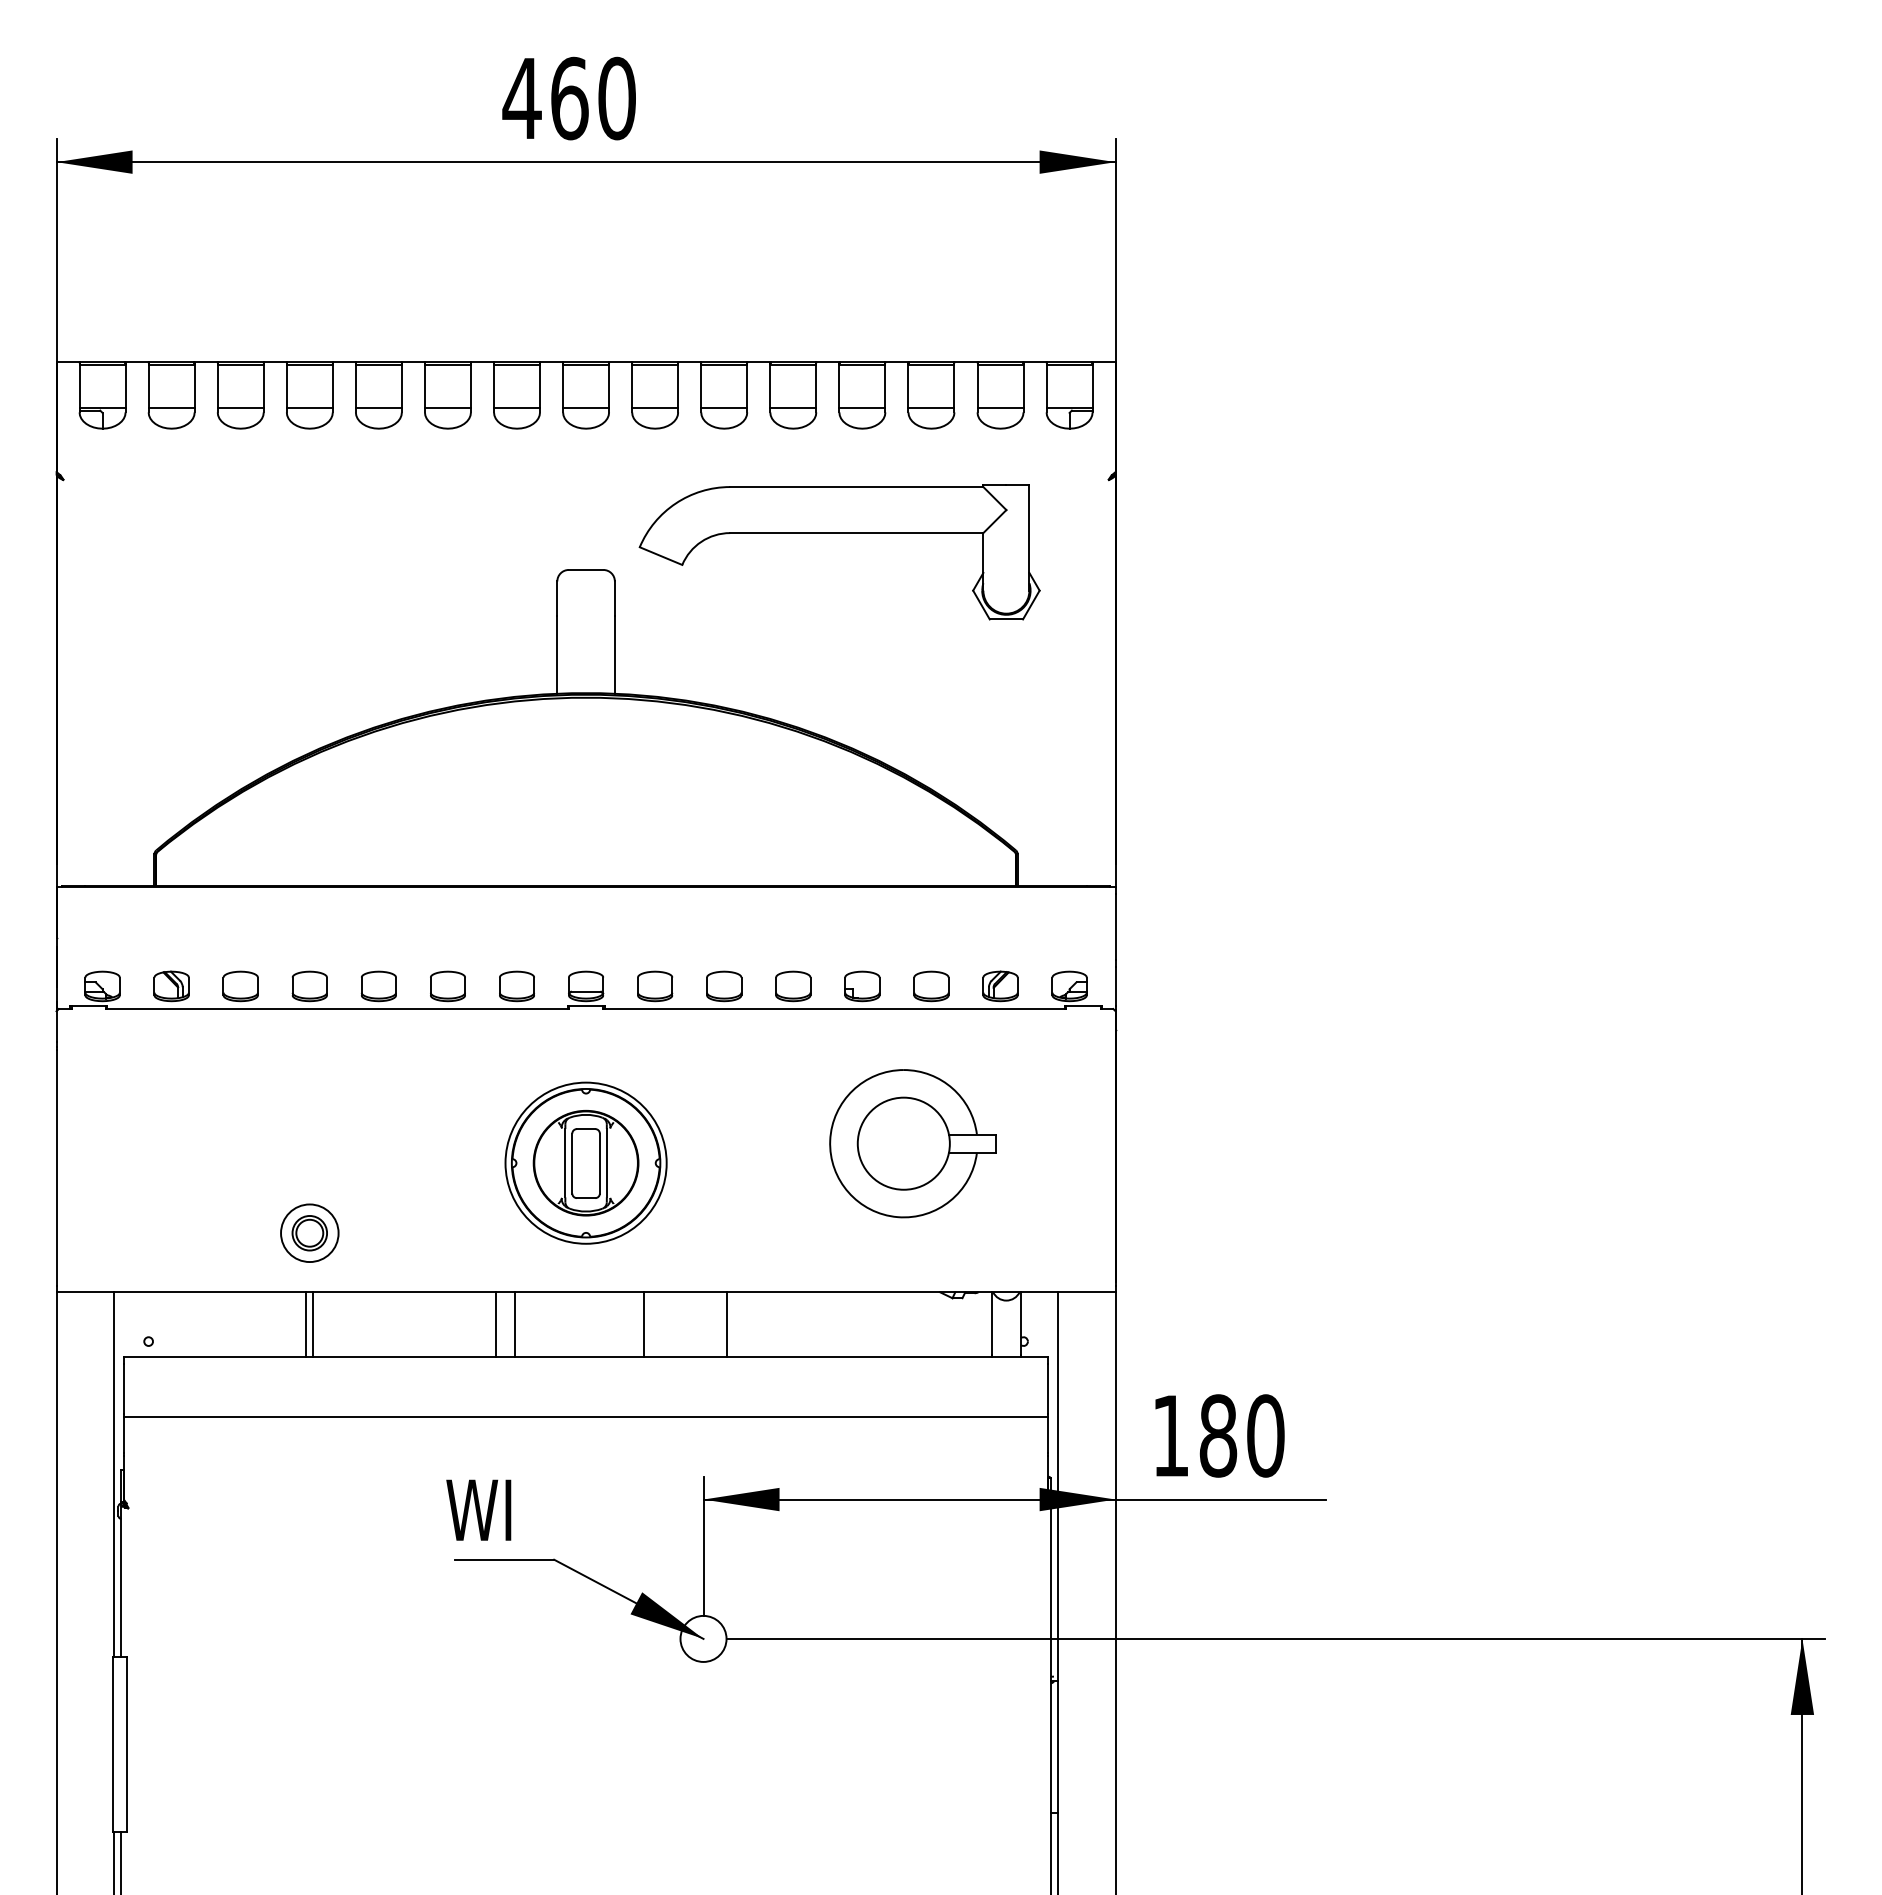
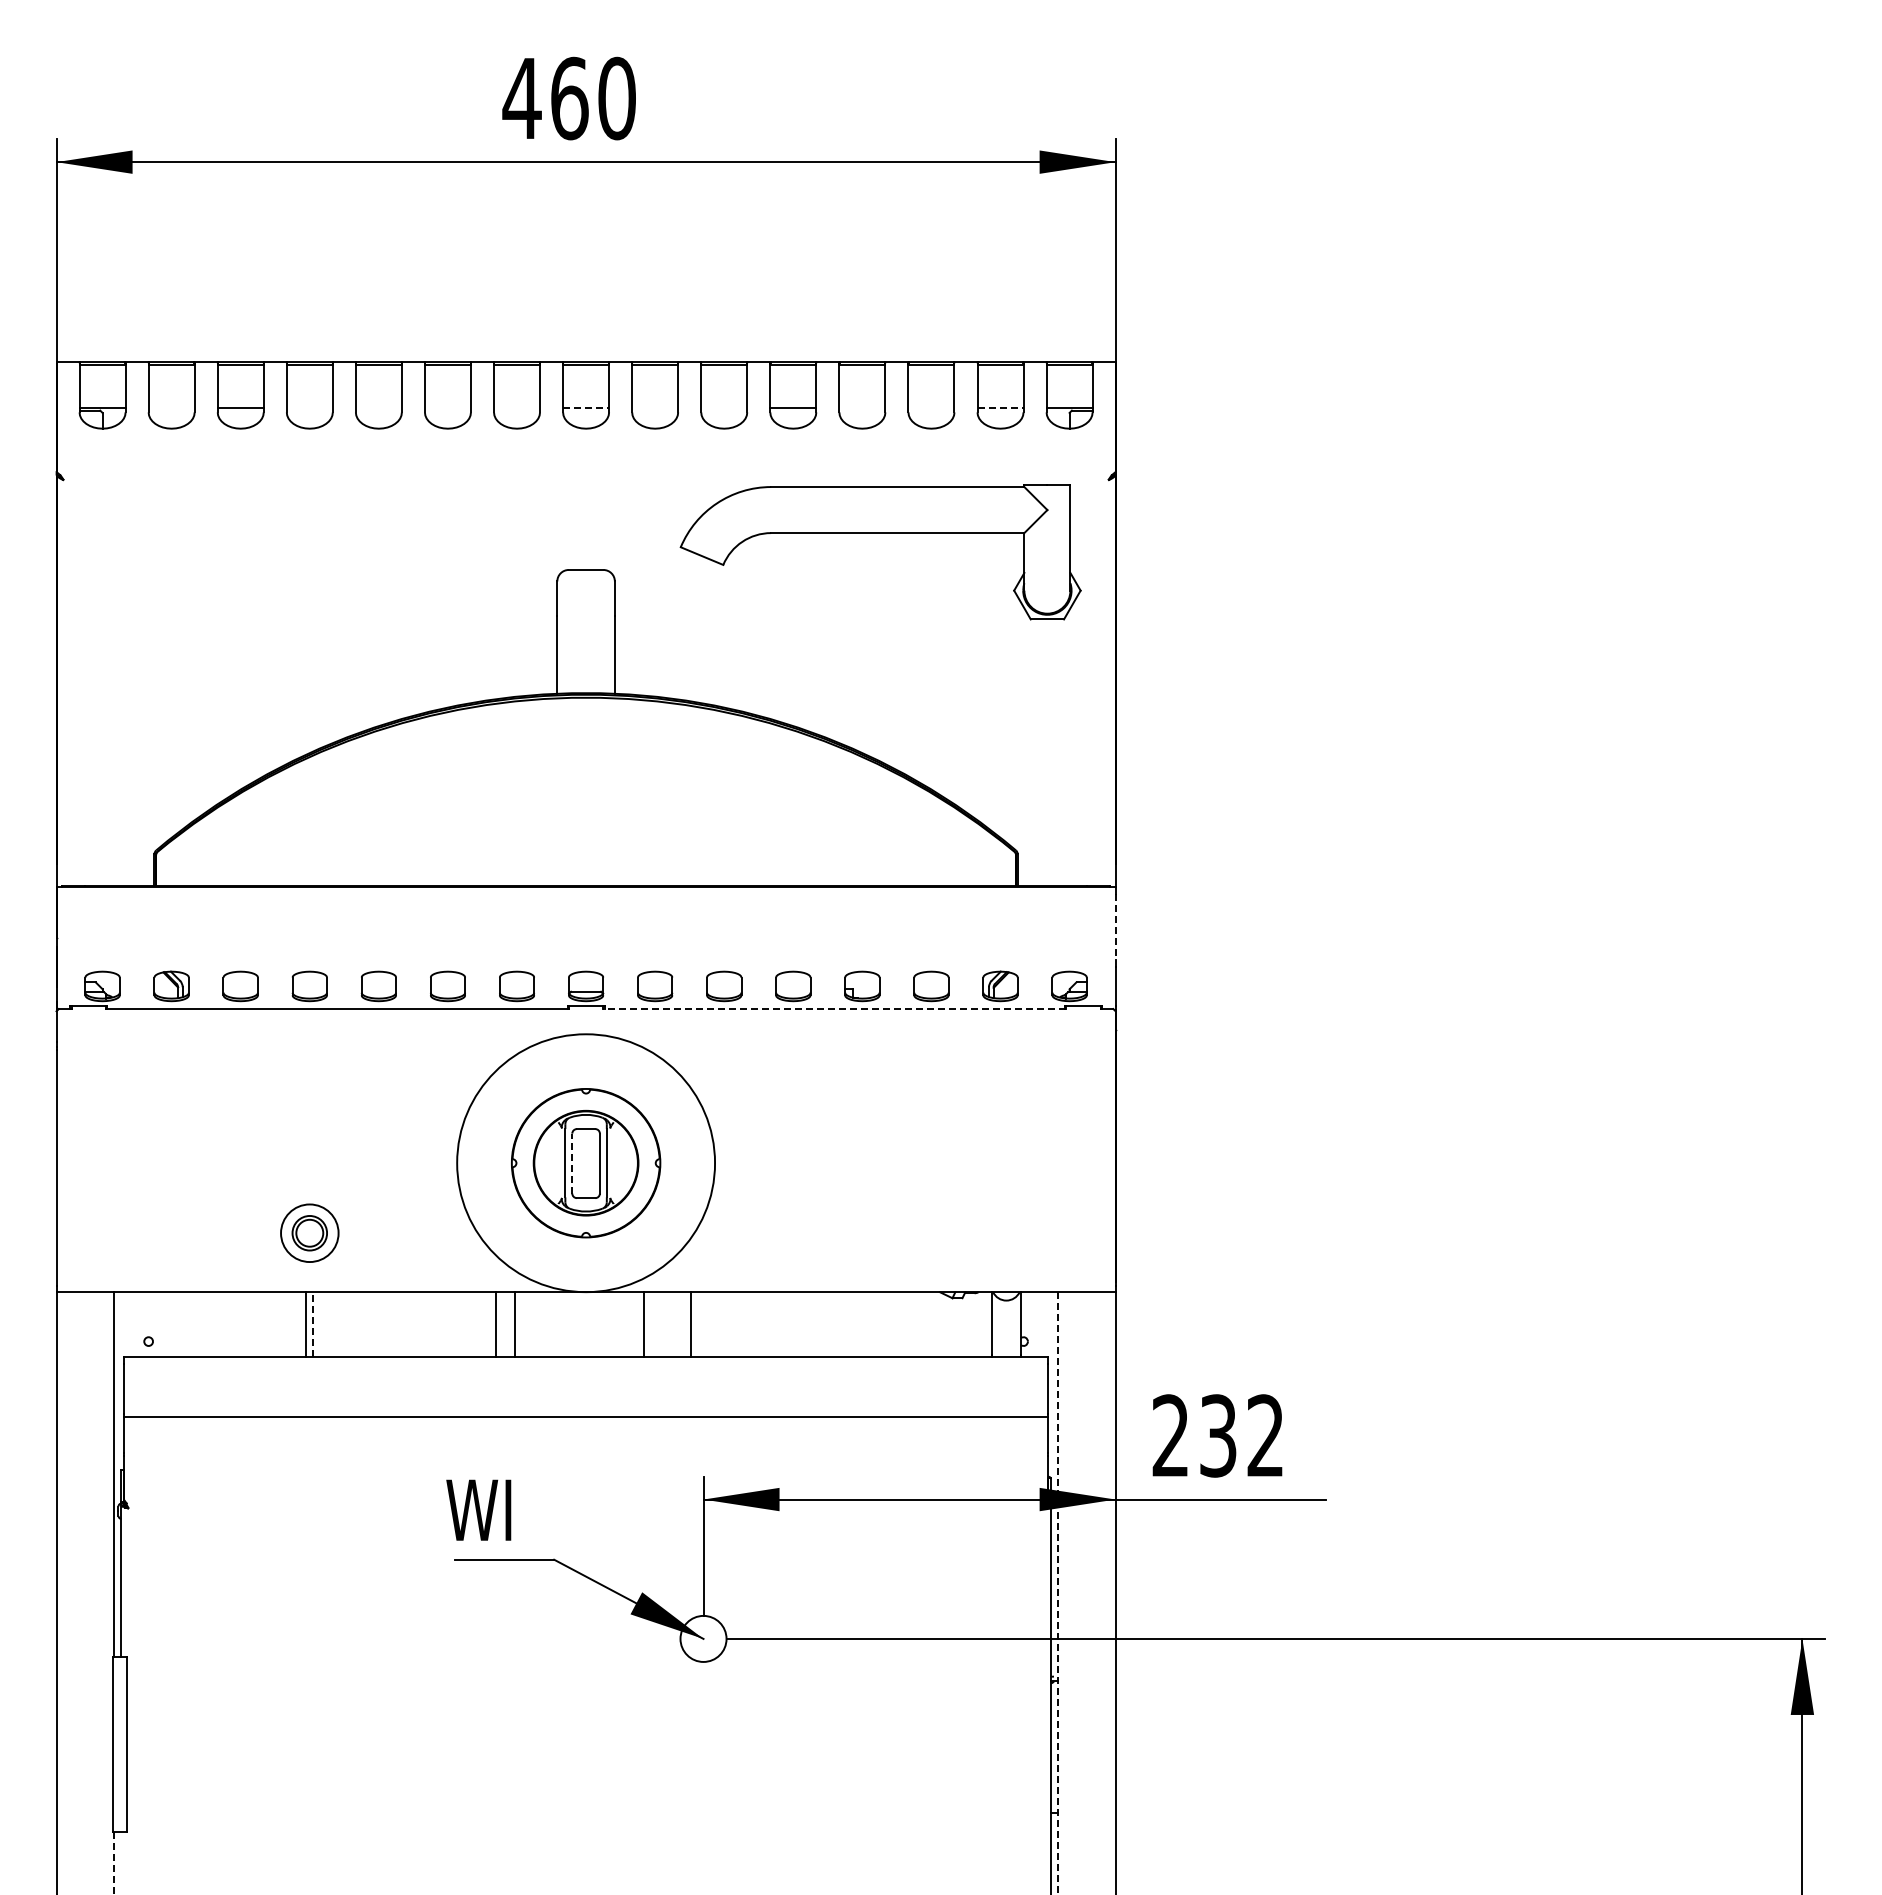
line: present -> none (171, 408)
line: present -> none (309, 408)
line: present -> none (378, 408)
line: present -> none (447, 408)
line: present -> none (517, 408)
line: solid -> dashed (586, 408)
line: present -> none (655, 408)
line: present -> none (724, 408)
line: present -> none (862, 408)
line: present -> none (931, 408)
line: solid -> dashed (1001, 408)
part position: (839, 533) -> (880, 533) (880, 533)
line: solid -> dashed (1115, 927)
line: solid -> dashed (834, 1009)
part: present -> none (912, 1143)
circle diameter: 161 px -> 258 px (586, 1163)
line: solid -> dashed (572, 1163)
line: solid -> dashed (313, 1323)
line position: (726, 1324) -> (690, 1324) (690, 1324)
text: 180 -> 232 (1218, 1435)
line: solid -> dashed (1058, 1594)
line: present -> none (121, 1861)
line: solid -> dashed (114, 1863)
